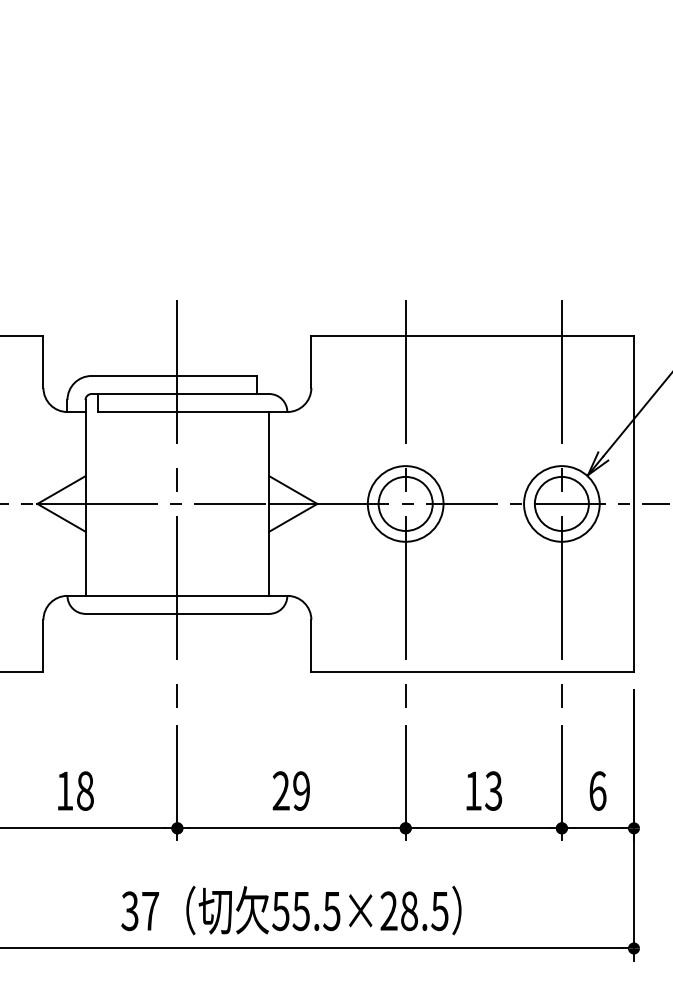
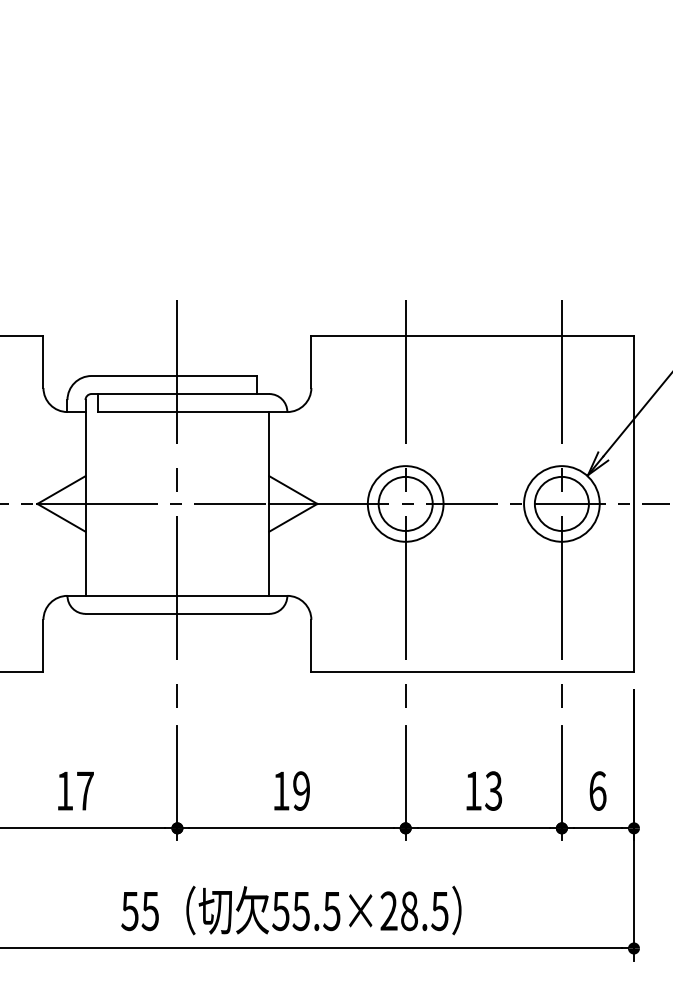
text: 18 -> 17 (85, 790)
text: 29 -> 19 (280, 790)
text: 37 -> 55 (140, 911)
